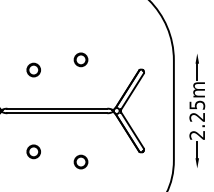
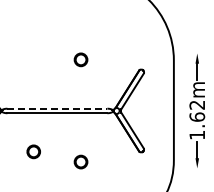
part: present -> none (33, 69)
line: solid -> dashed (57, 108)
text: 2.25m -> 1.62m (197, 119)
